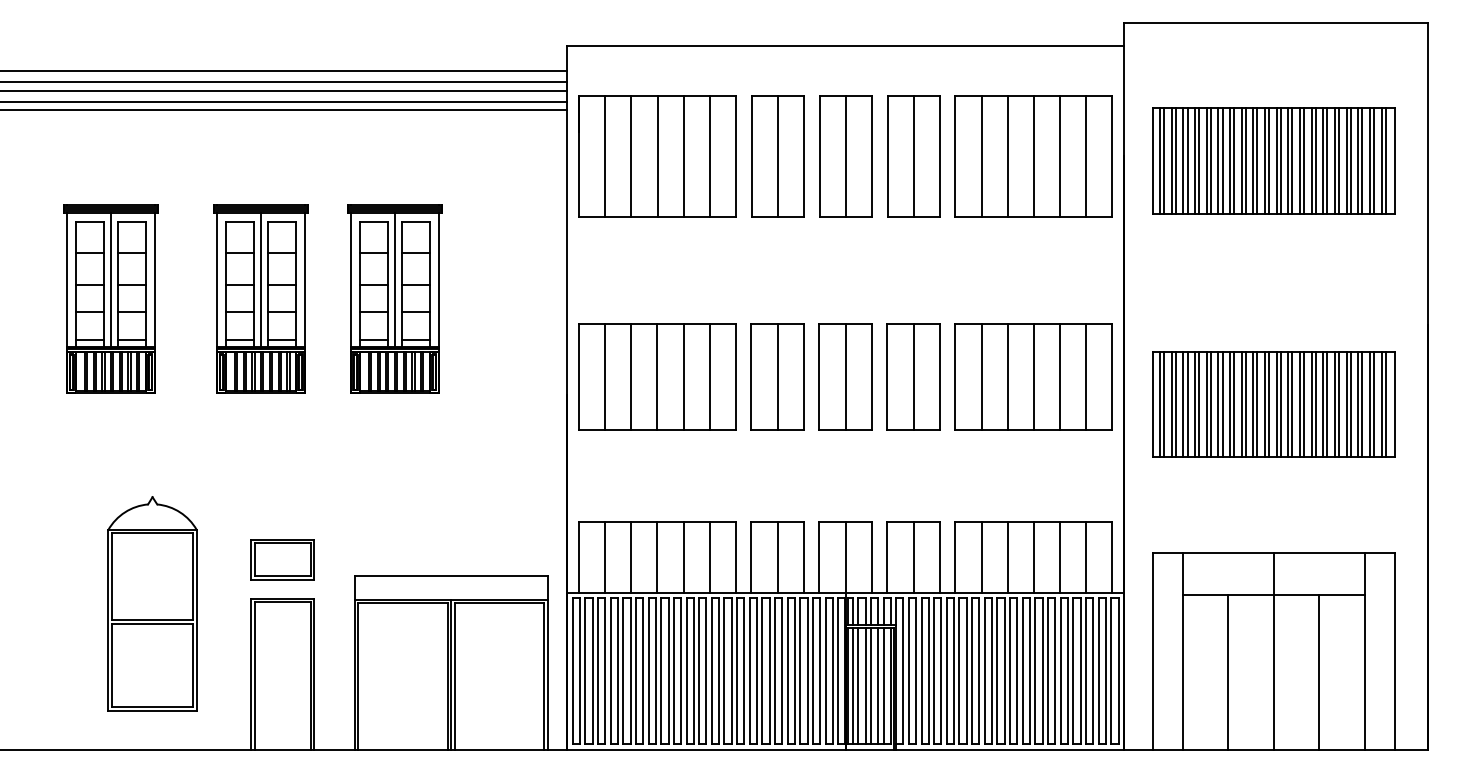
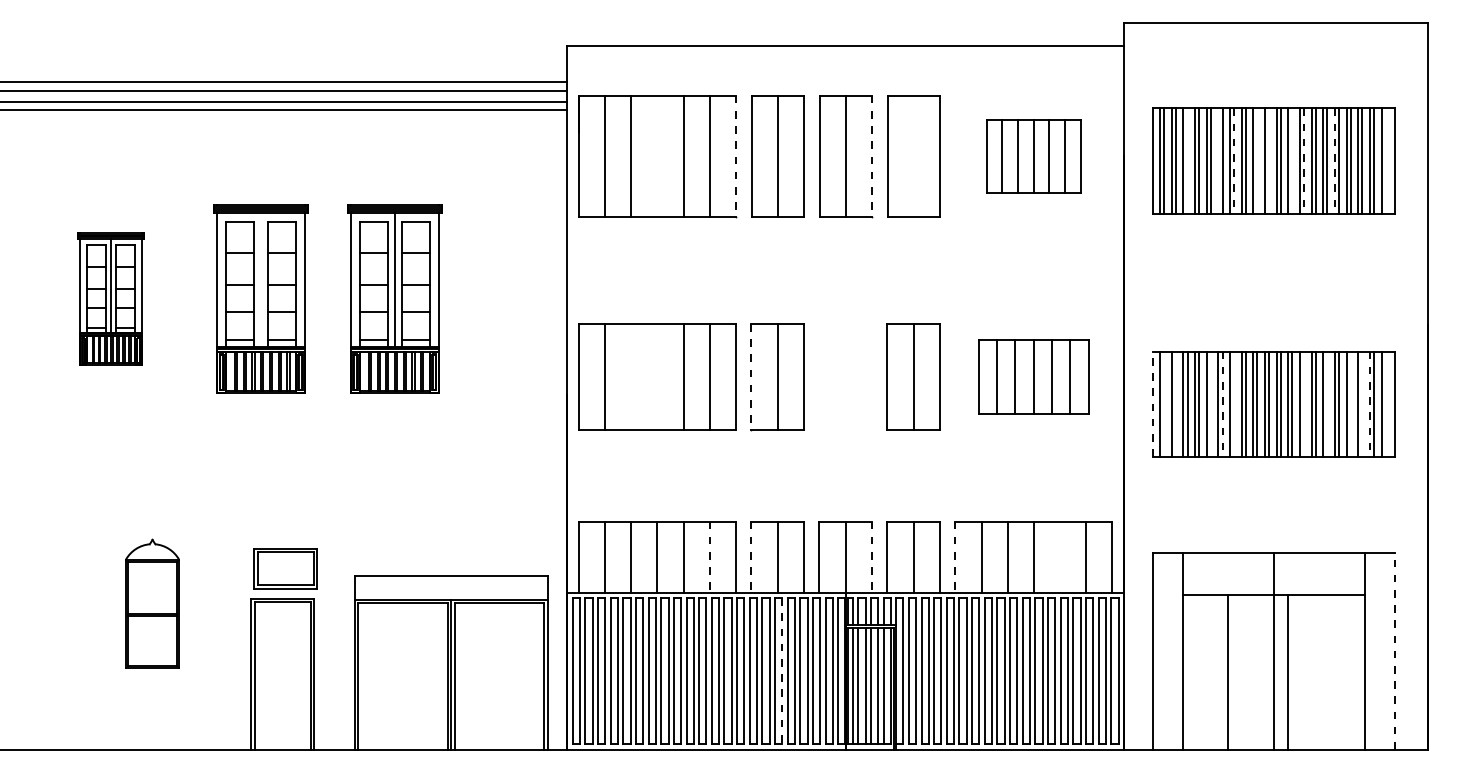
line: present -> none (284, 71)
line: present -> none (657, 156)
line: solid -> dashed (735, 156)
line: solid -> dashed (871, 156)
line: present -> none (913, 156)
part size: 159x123 px -> 96x75 px (1033, 156)
line: present -> none (1187, 160)
line: present -> none (1218, 160)
line: solid -> dashed (1234, 160)
line: present -> none (1257, 160)
line: present -> none (1269, 160)
line: present -> none (1292, 160)
line: solid -> dashed (1304, 160)
line: solid -> dashed (1334, 160)
line: present -> none (1385, 160)
line: present -> none (261, 279)
part size: 96x190 px -> 68x134 px (110, 298)
line: present -> none (631, 376)
line: present -> none (657, 376)
part: present -> none (845, 376)
part size: 159x108 px -> 112x76 px (1033, 376)
line: solid -> dashed (751, 377)
line: present -> none (1164, 403)
line: present -> none (1175, 403)
line: present -> none (1210, 403)
line: present -> none (1234, 403)
line: present -> none (1304, 403)
line: present -> none (1327, 403)
line: present -> none (1350, 403)
line: present -> none (1362, 403)
line: present -> none (1385, 403)
line: solid -> dashed (1152, 404)
line: solid -> dashed (1222, 404)
line: solid -> dashed (1369, 404)
line: present -> none (1059, 556)
line: solid -> dashed (709, 557)
line: solid -> dashed (751, 557)
line: solid -> dashed (871, 557)
line: solid -> dashed (955, 557)
part position: (282, 559) -> (285, 568) (285, 568)
part size: 91x216 px -> 55x131 px (152, 603)
line: solid -> dashed (1394, 651)
line: solid -> dashed (782, 671)
line position: (1319, 672) -> (1288, 672) (1288, 672)
